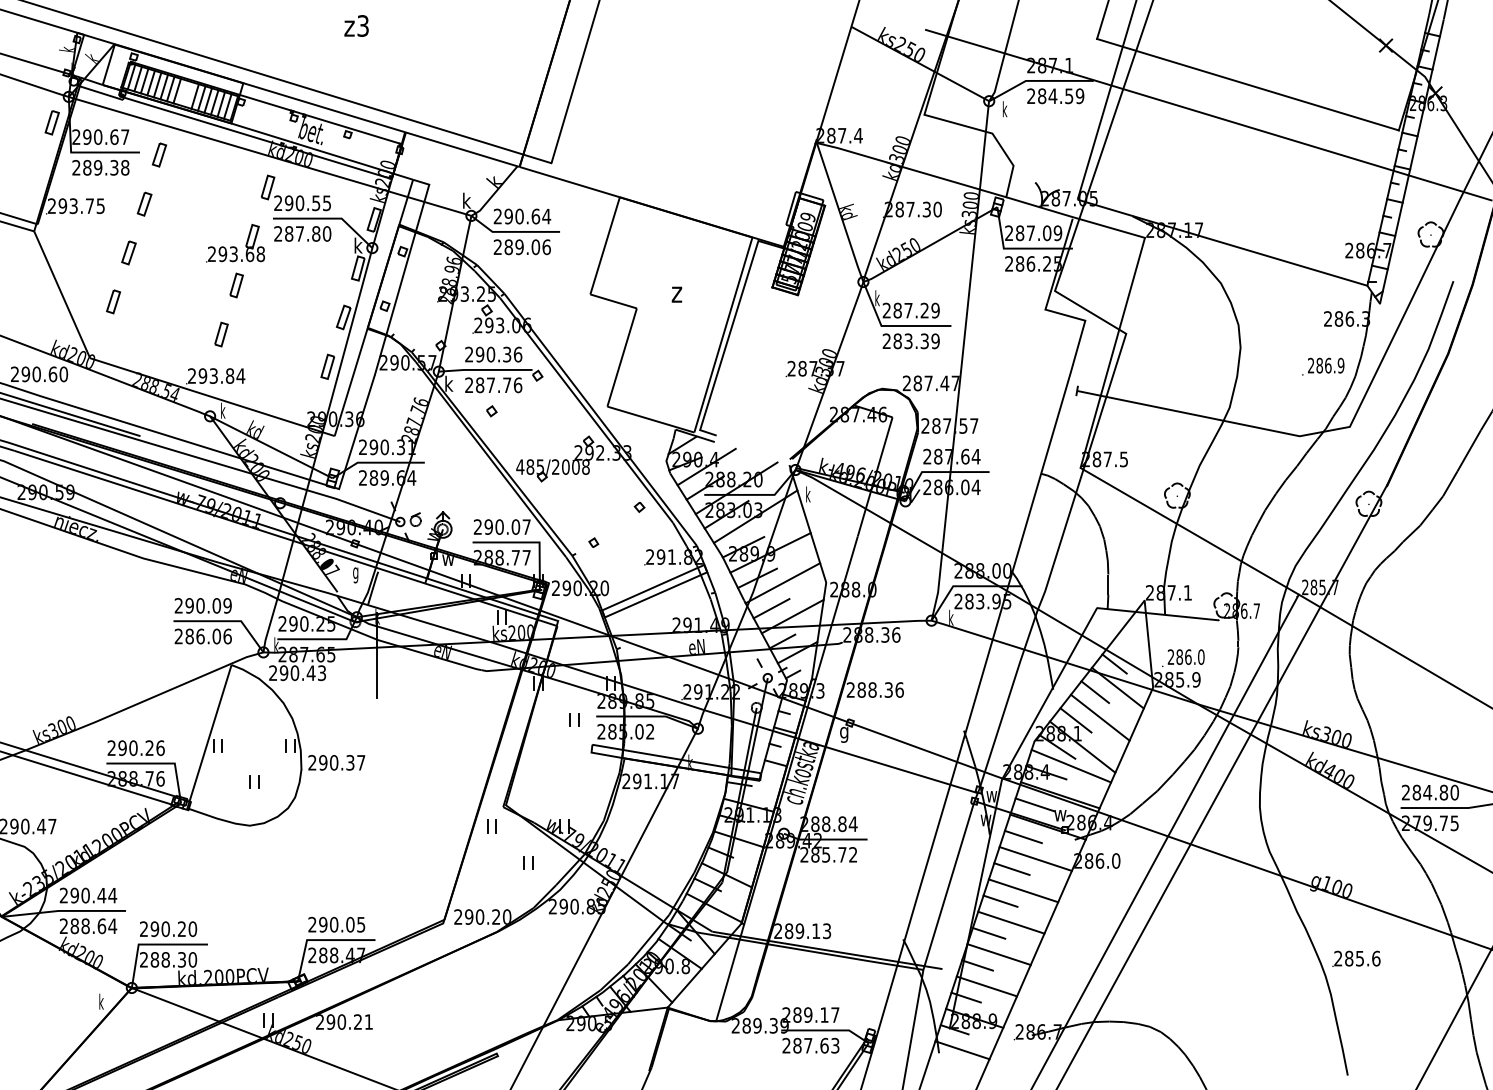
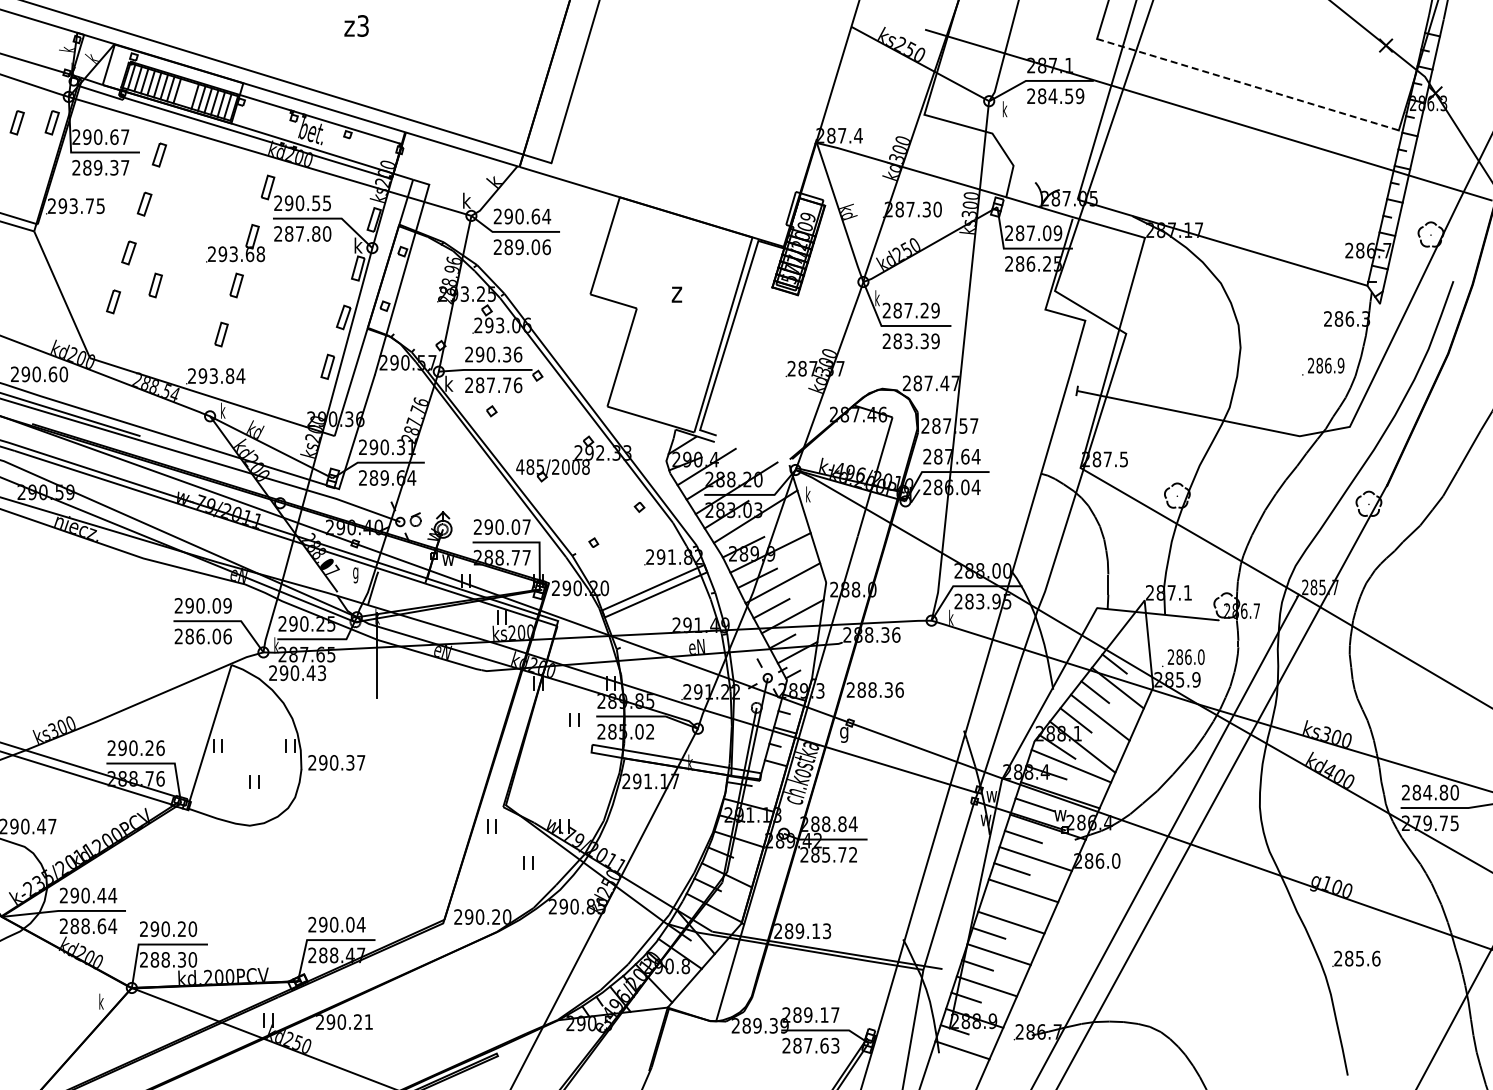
line: solid -> dashed (1247, 84)
part: none -> present (16, 122)
text: 289.38 -> 289.37 (125, 167)
part: none -> present (155, 285)
line: present -> none (1000, 900)
text: 290.05 -> 290.04 (360, 924)
